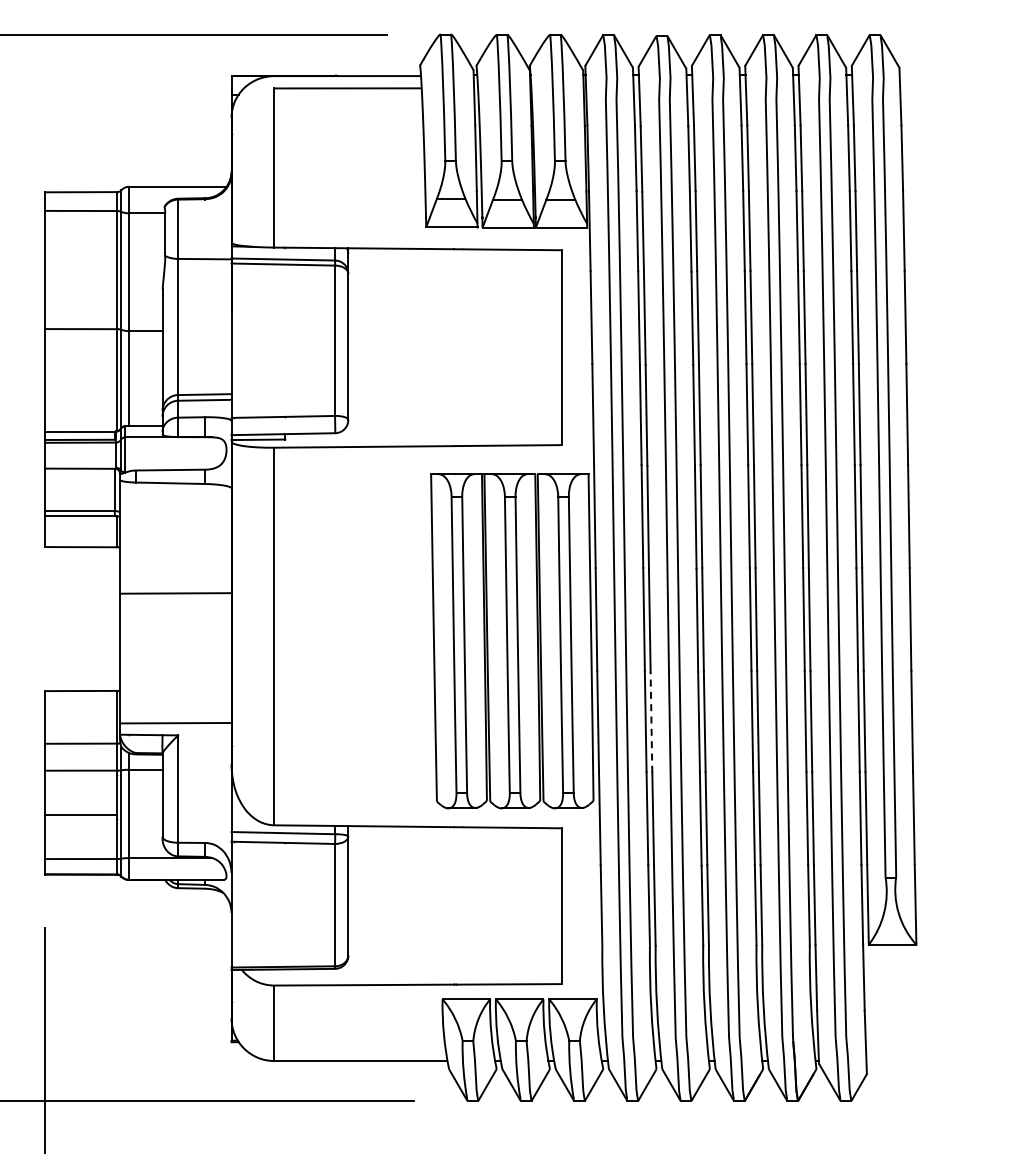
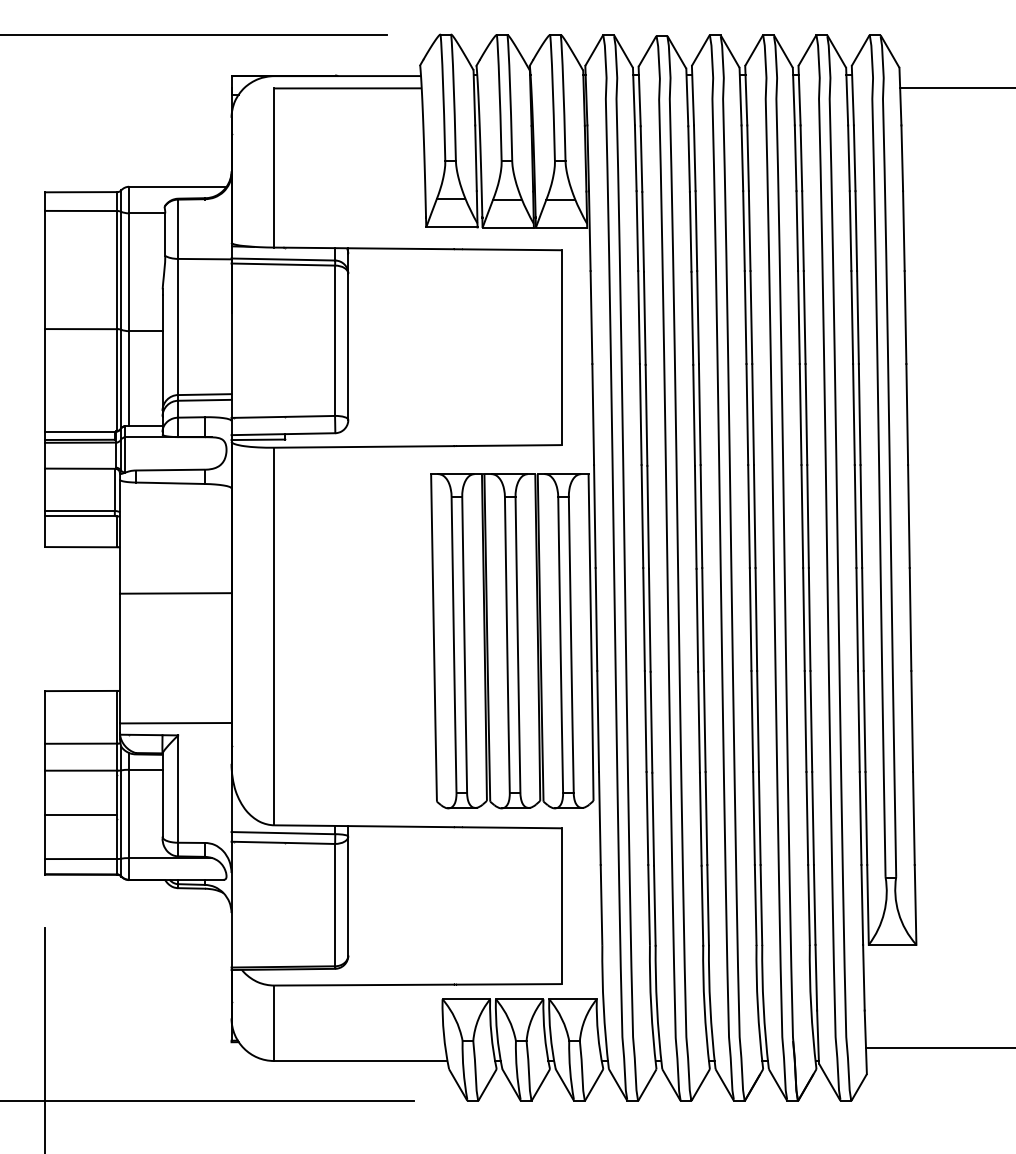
line: none -> present (955, 88)
line: dashed -> solid (651, 722)
line: none -> present (938, 1047)
